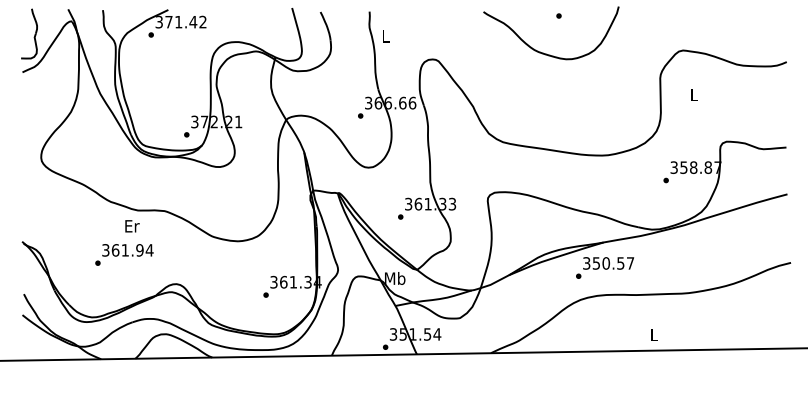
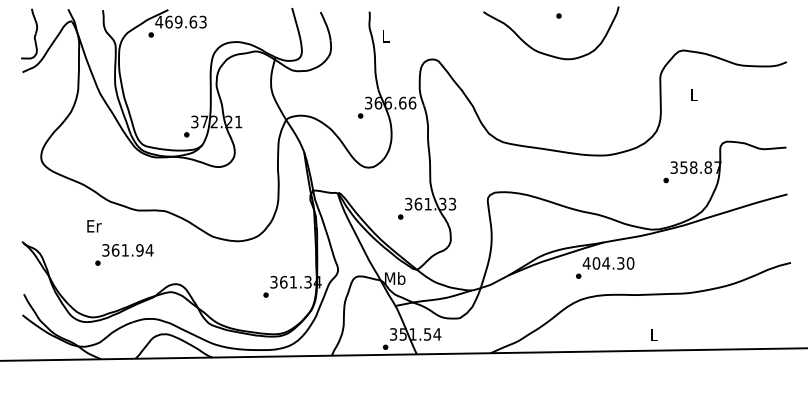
text: 371.42 -> 469.63 (180, 21)
text position: (132, 226) -> (94, 226) (94, 226)
text: 350.57 -> 404.30 (608, 263)
